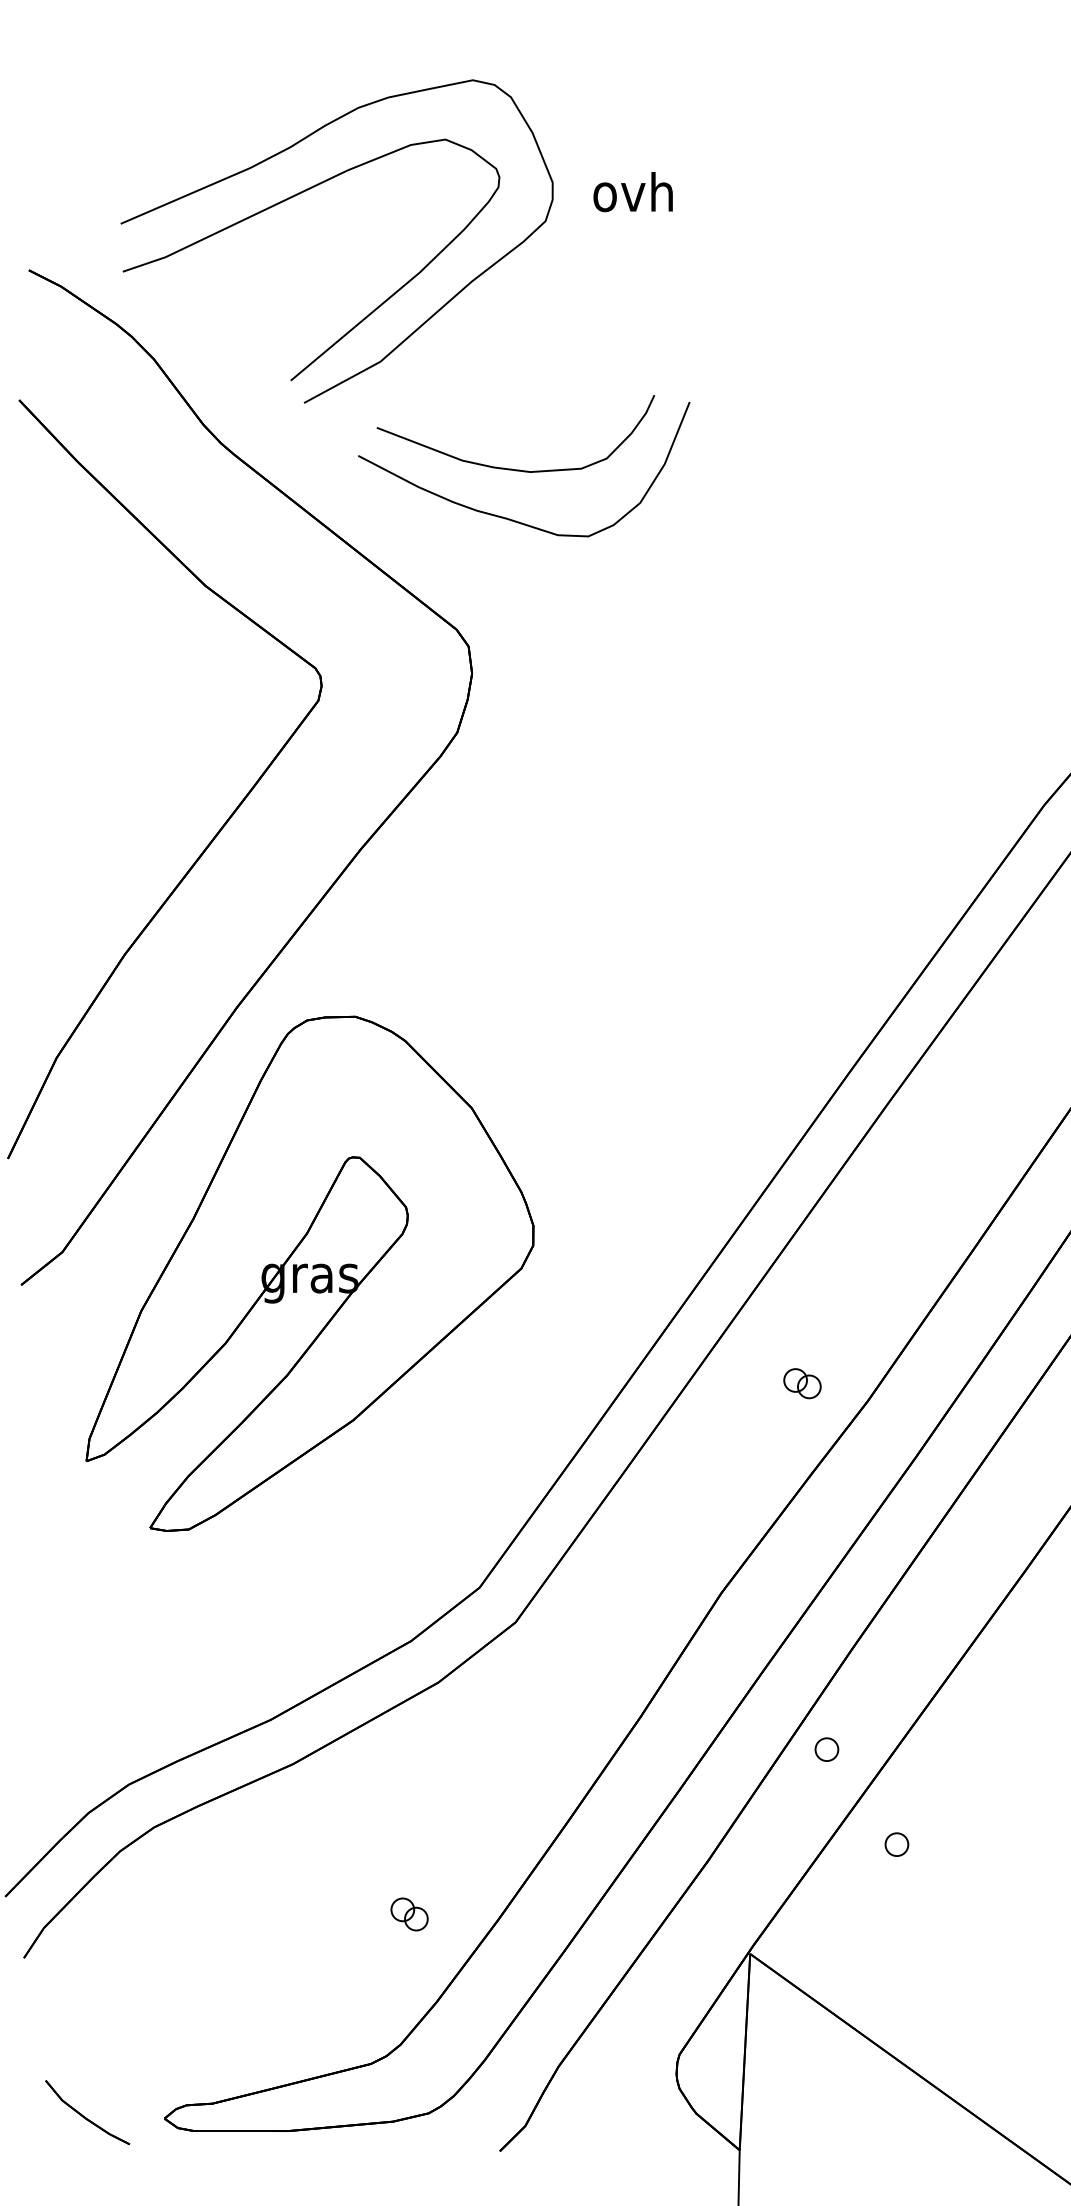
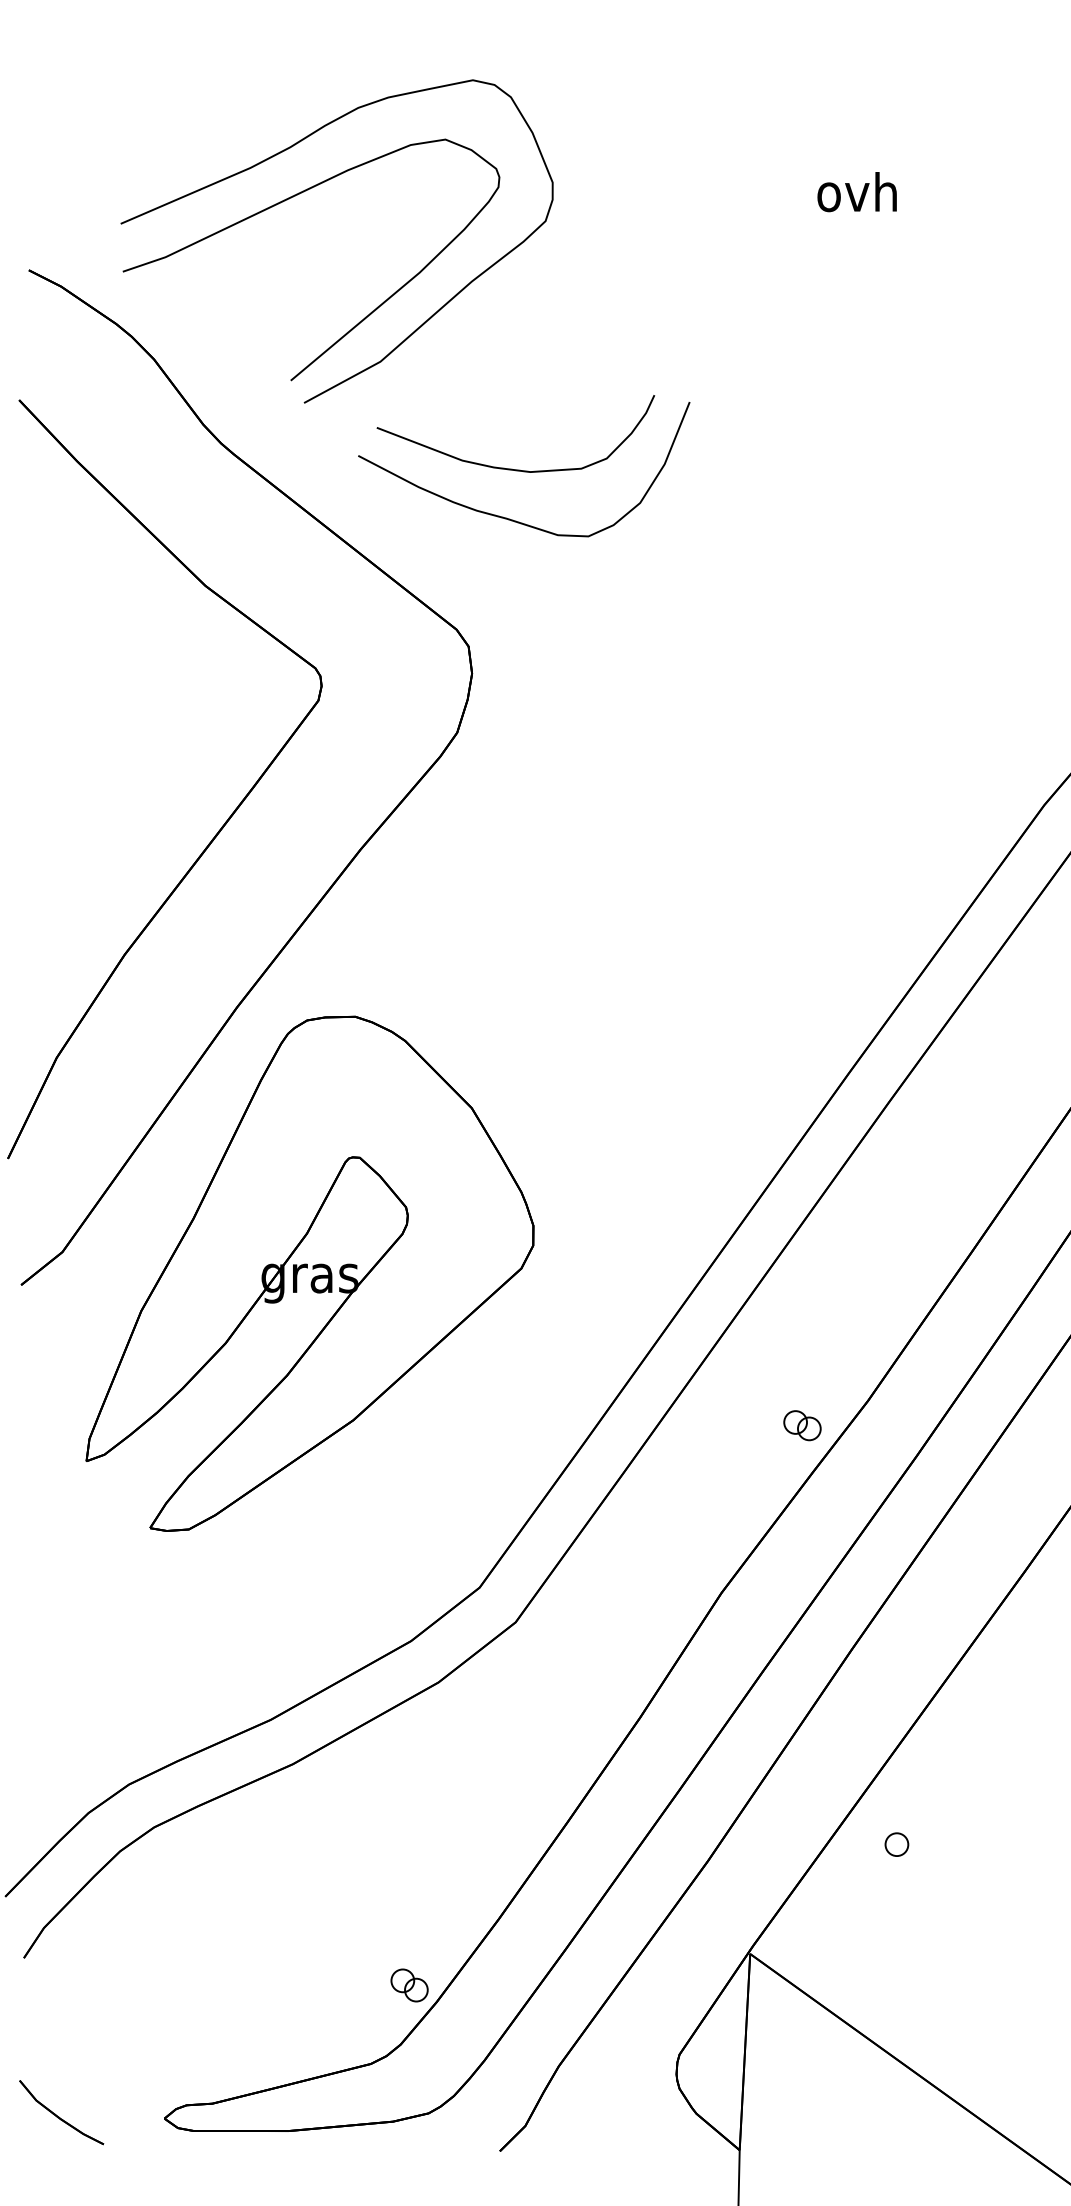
text position: (632, 192) -> (856, 192) (856, 192)
part position: (802, 1383) -> (802, 1425) (802, 1425)
part: present -> none (826, 1749)
part position: (409, 1914) -> (409, 1985) (409, 1985)
part position: (87, 2112) -> (61, 2112) (61, 2112)
